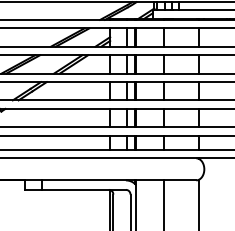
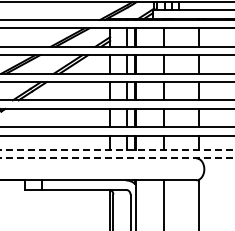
line: solid -> dashed (117, 149)
line: solid -> dashed (117, 158)
